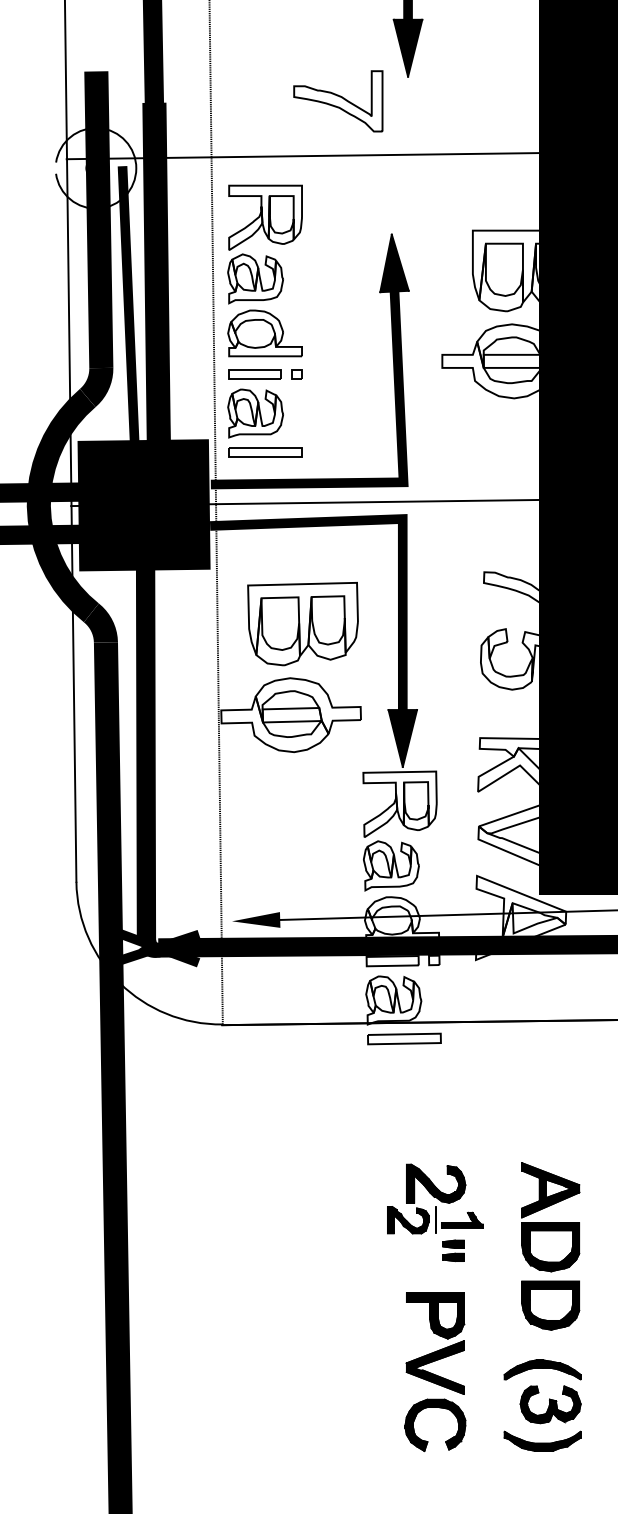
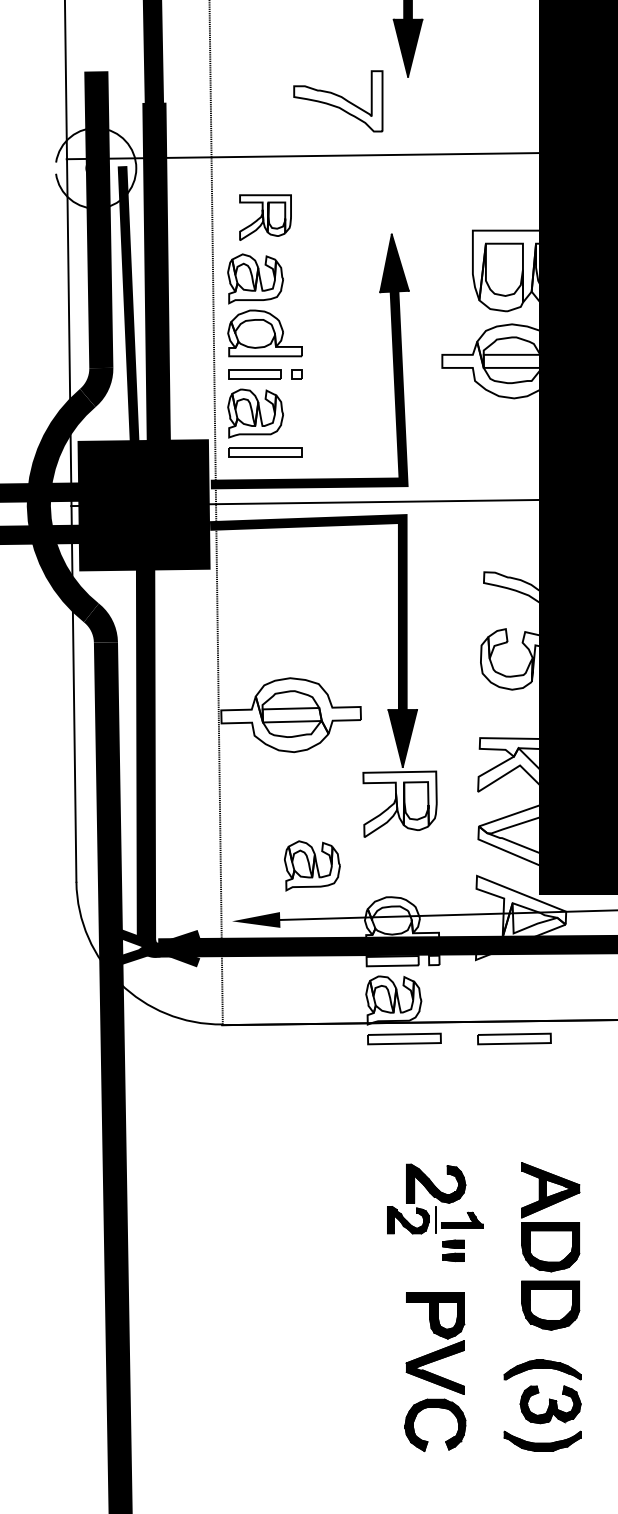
part size: 75x67 px -> 53x47 px (265, 217)
part: present -> none (302, 623)
part position: (391, 865) -> (312, 865) (312, 865)
part: none -> present (514, 1038)
